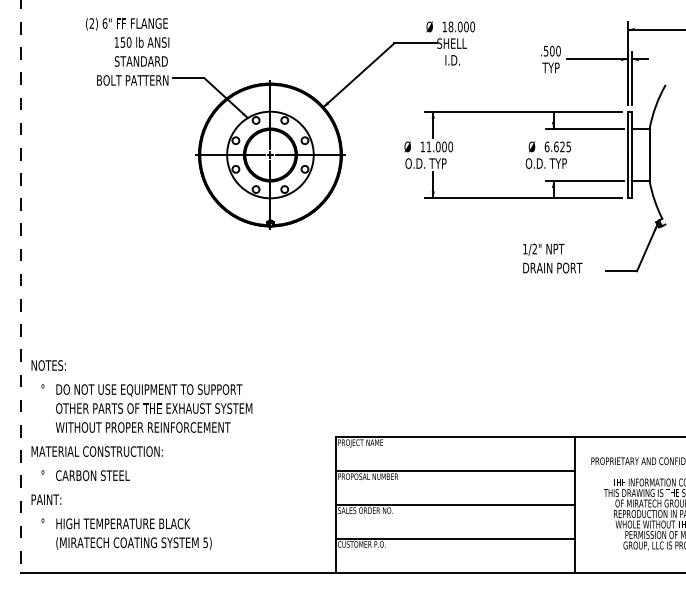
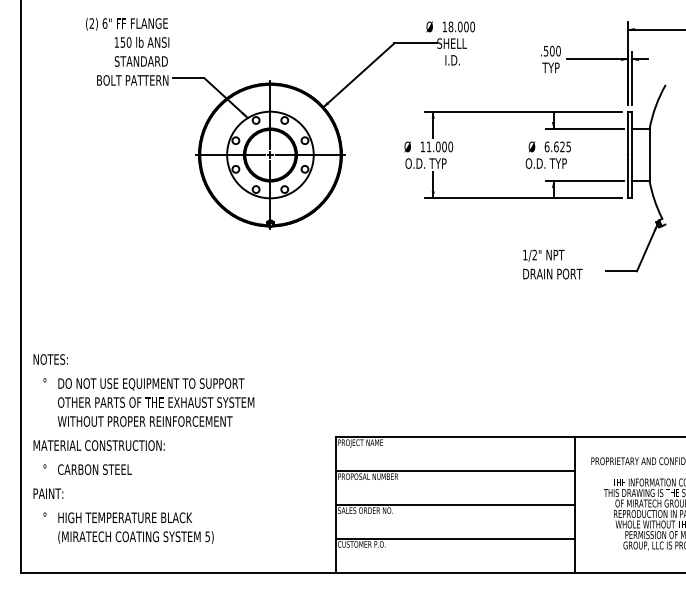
text position: (552, 258) -> (552, 264) (552, 264)
line: dashed -> solid (20, 287)
text position: (141, 454) -> (143, 448) (143, 448)
